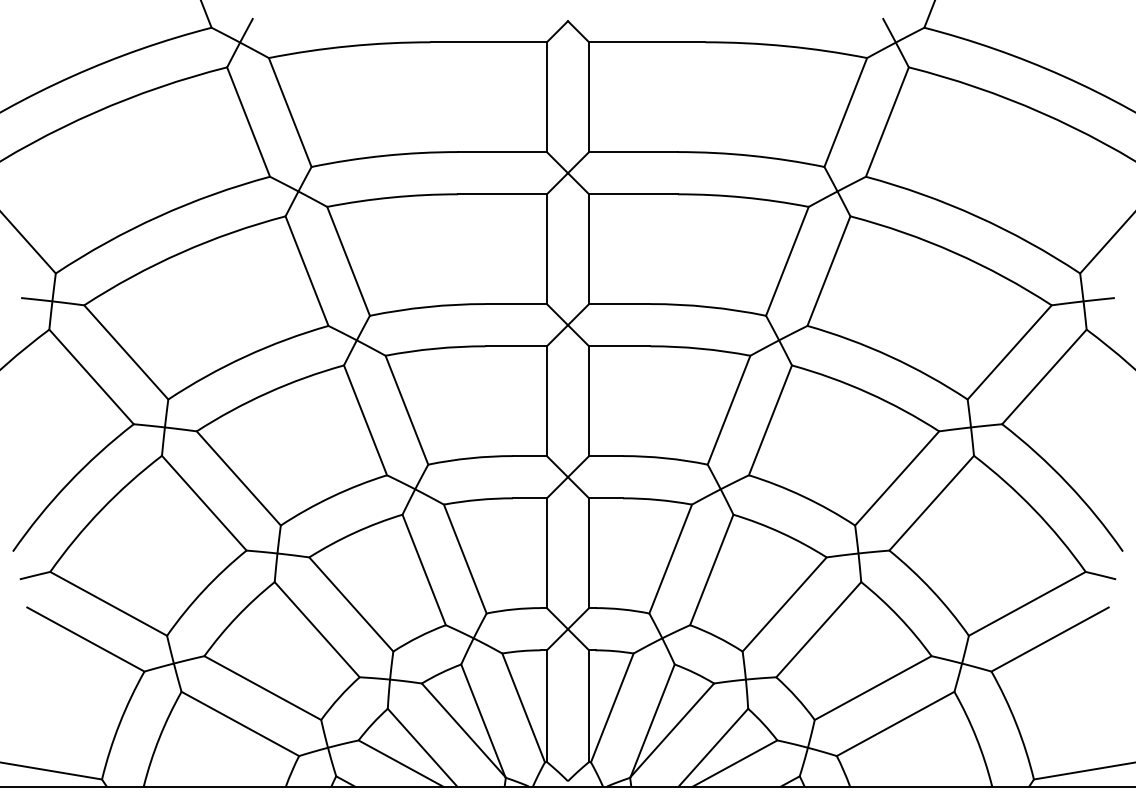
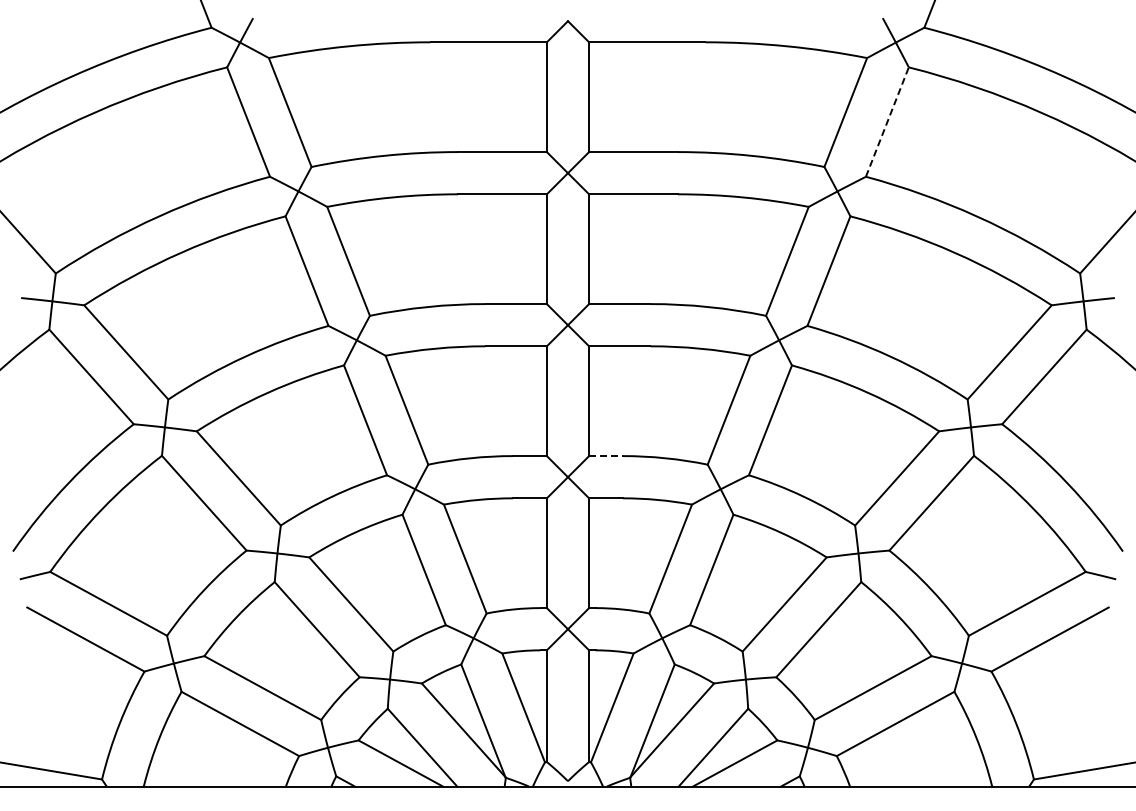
line: solid -> dashed (887, 122)
line: solid -> dashed (606, 456)
